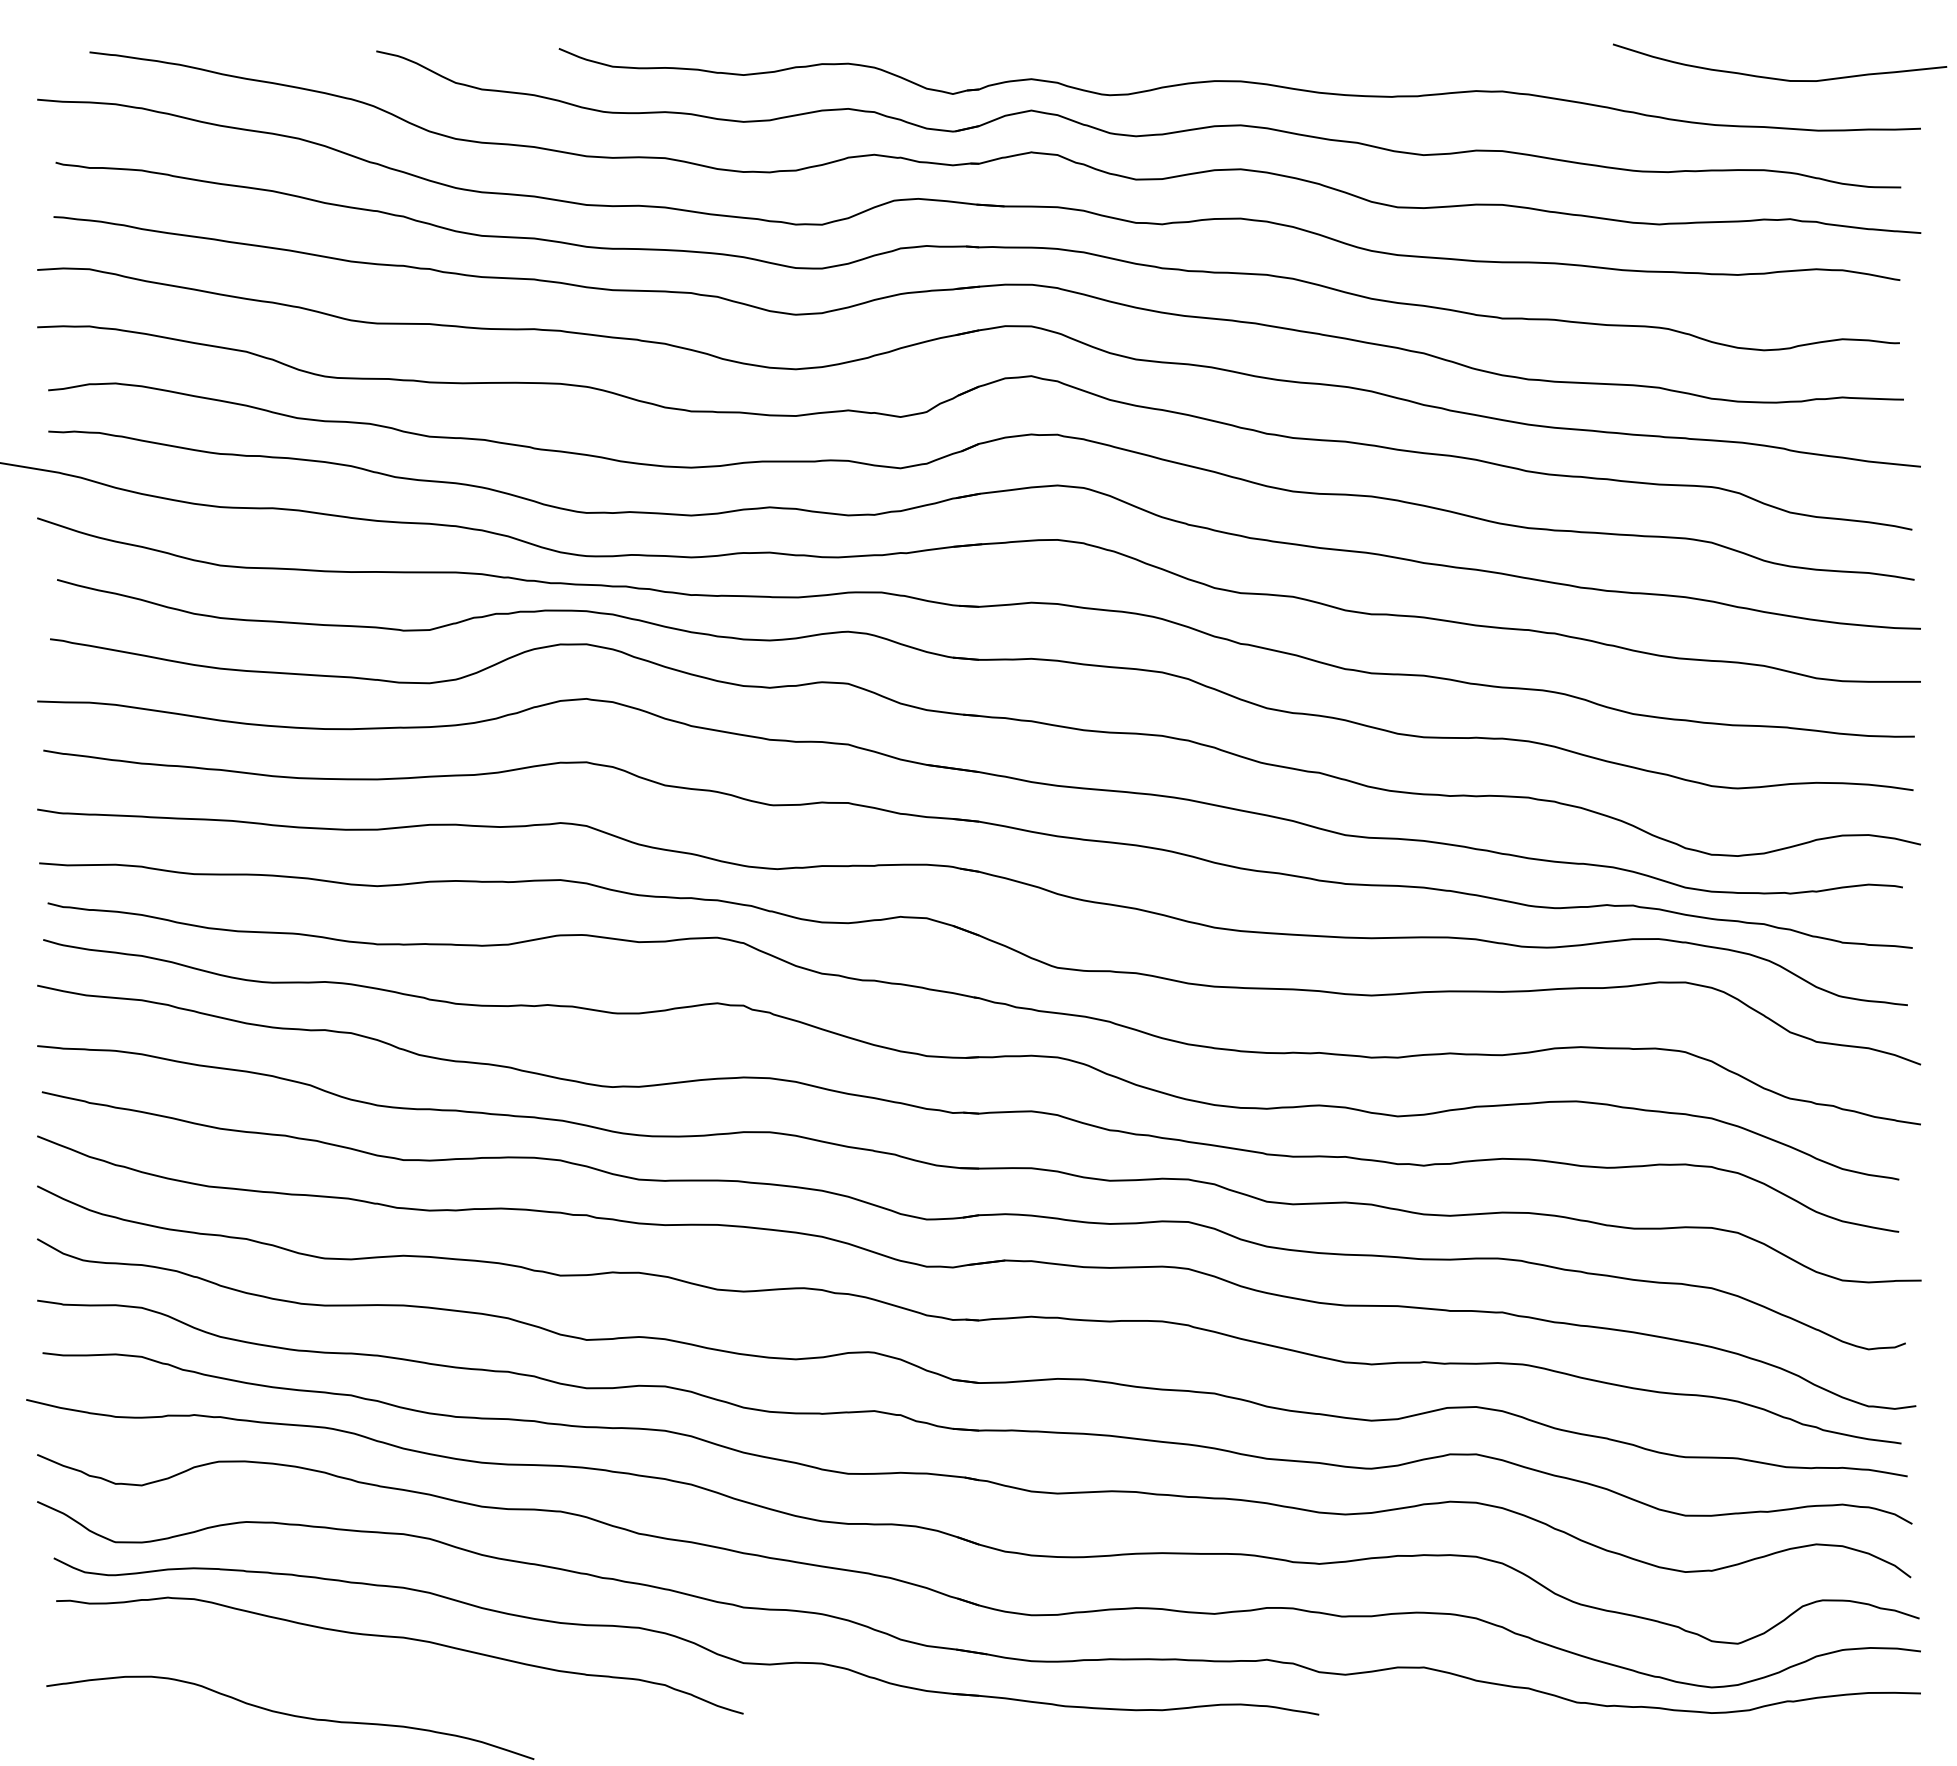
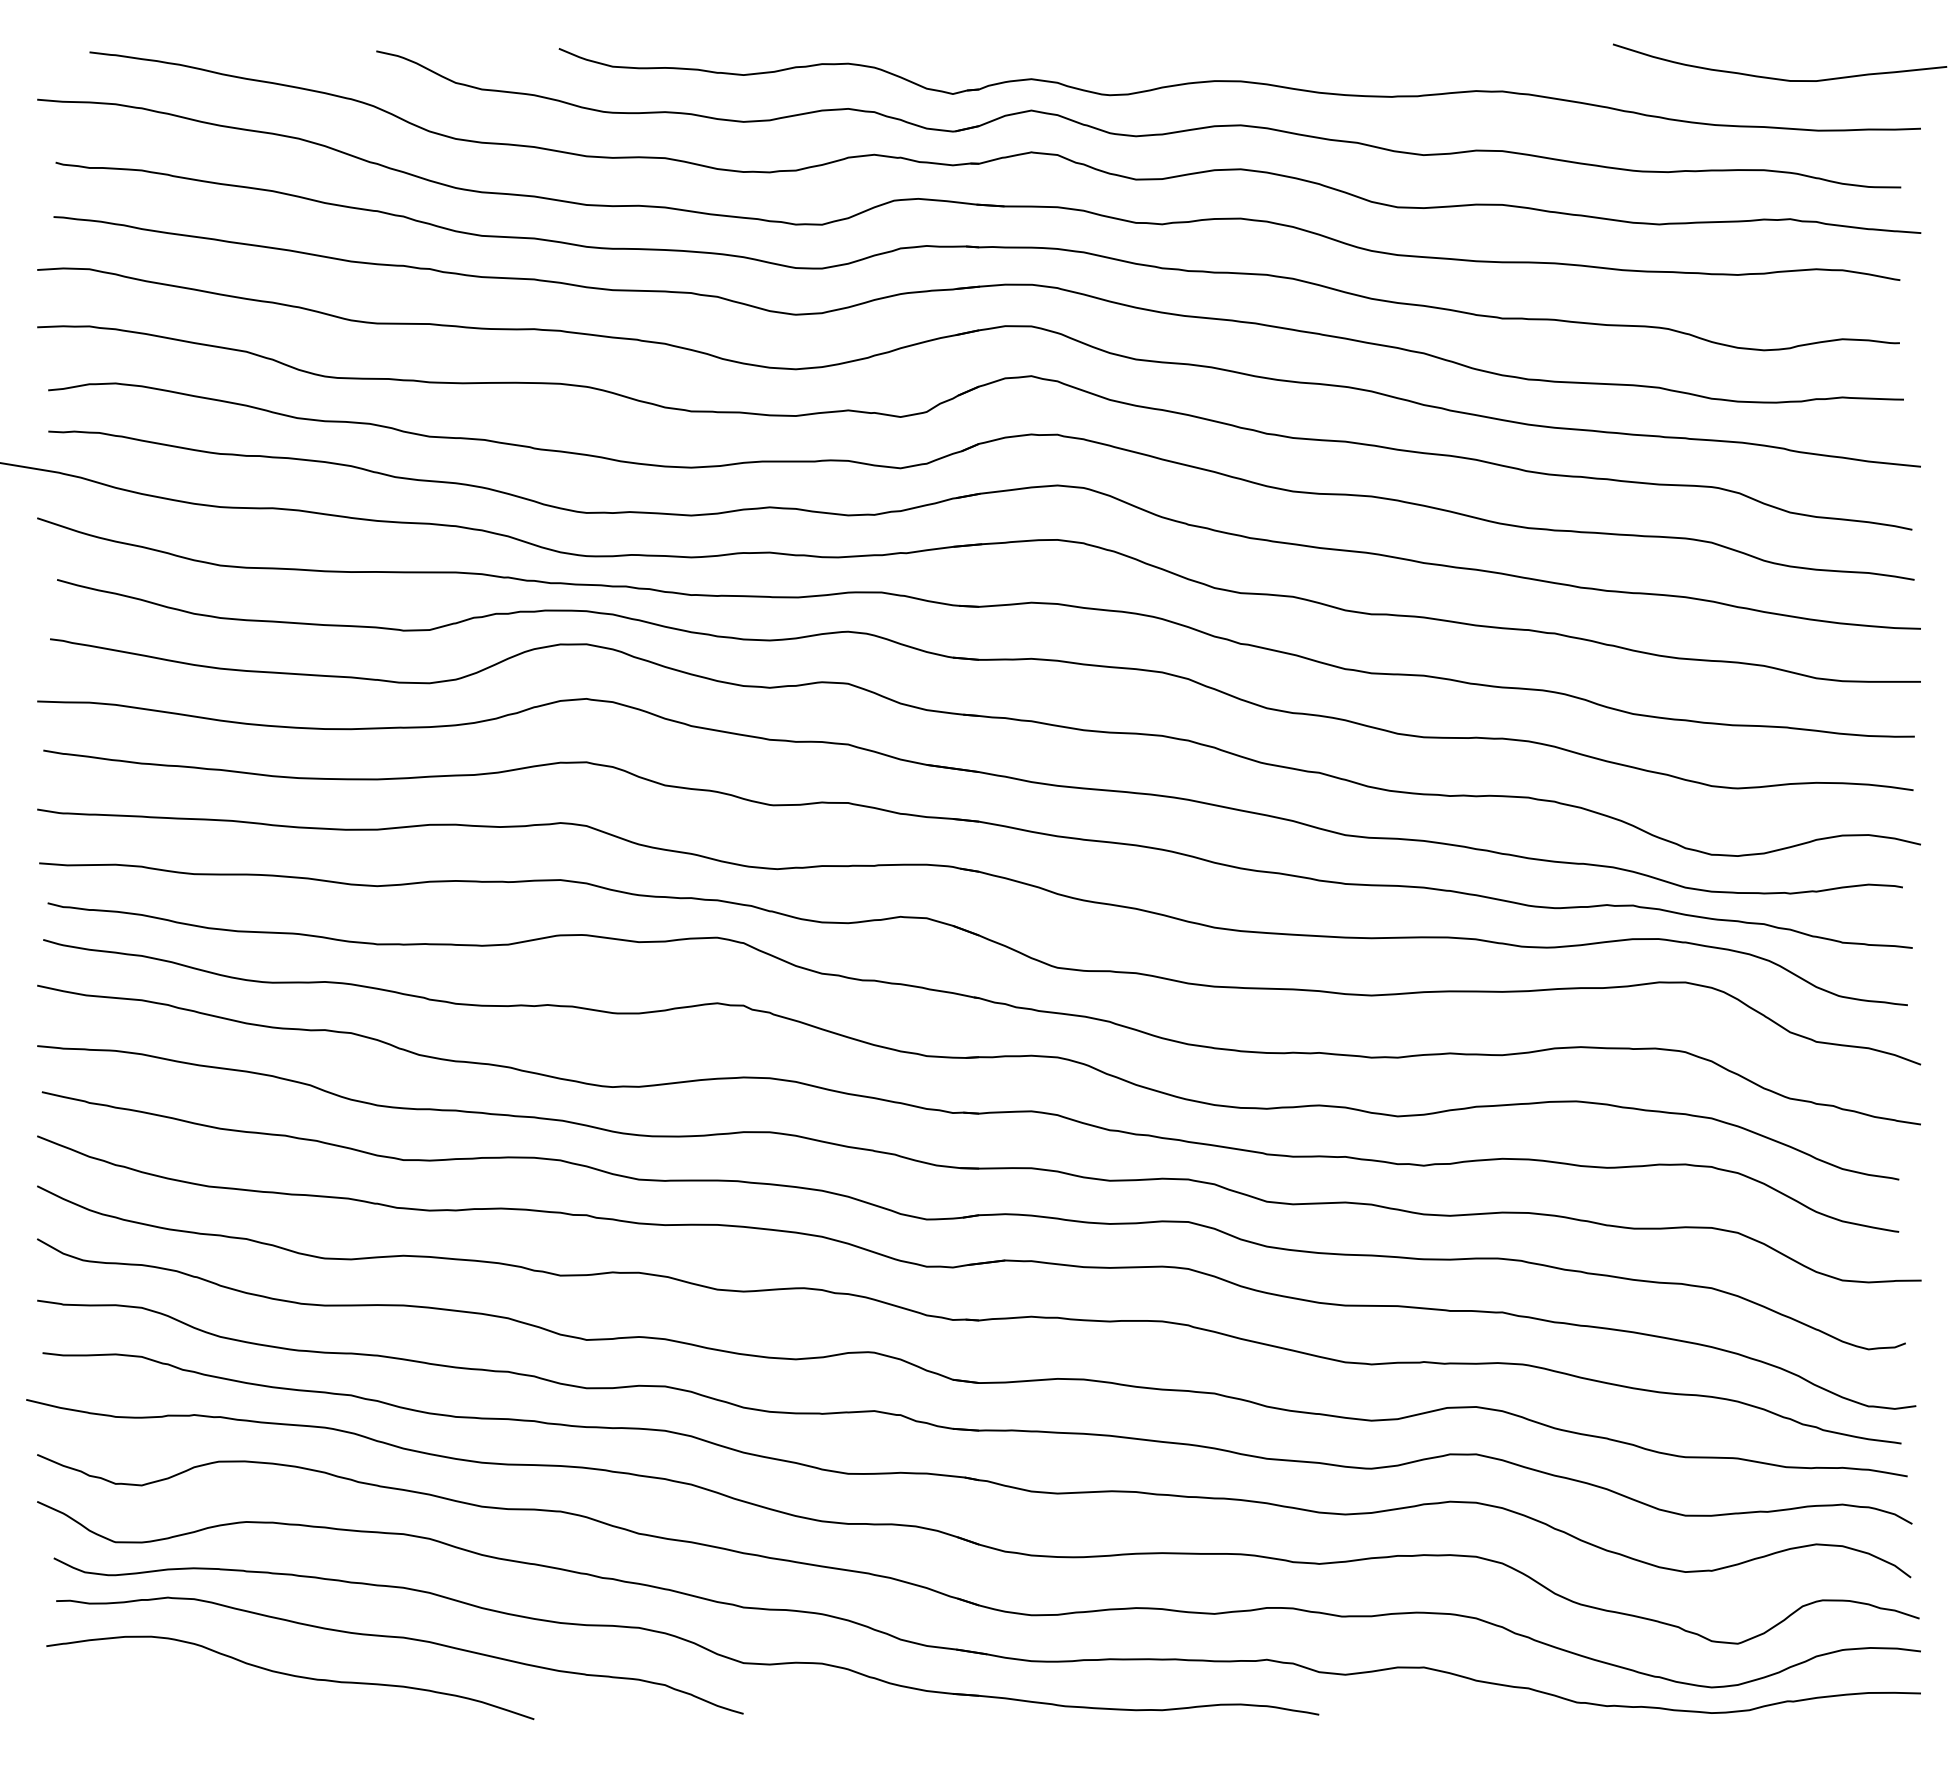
curve position: (291, 1716) -> (291, 1676) (291, 1676)
